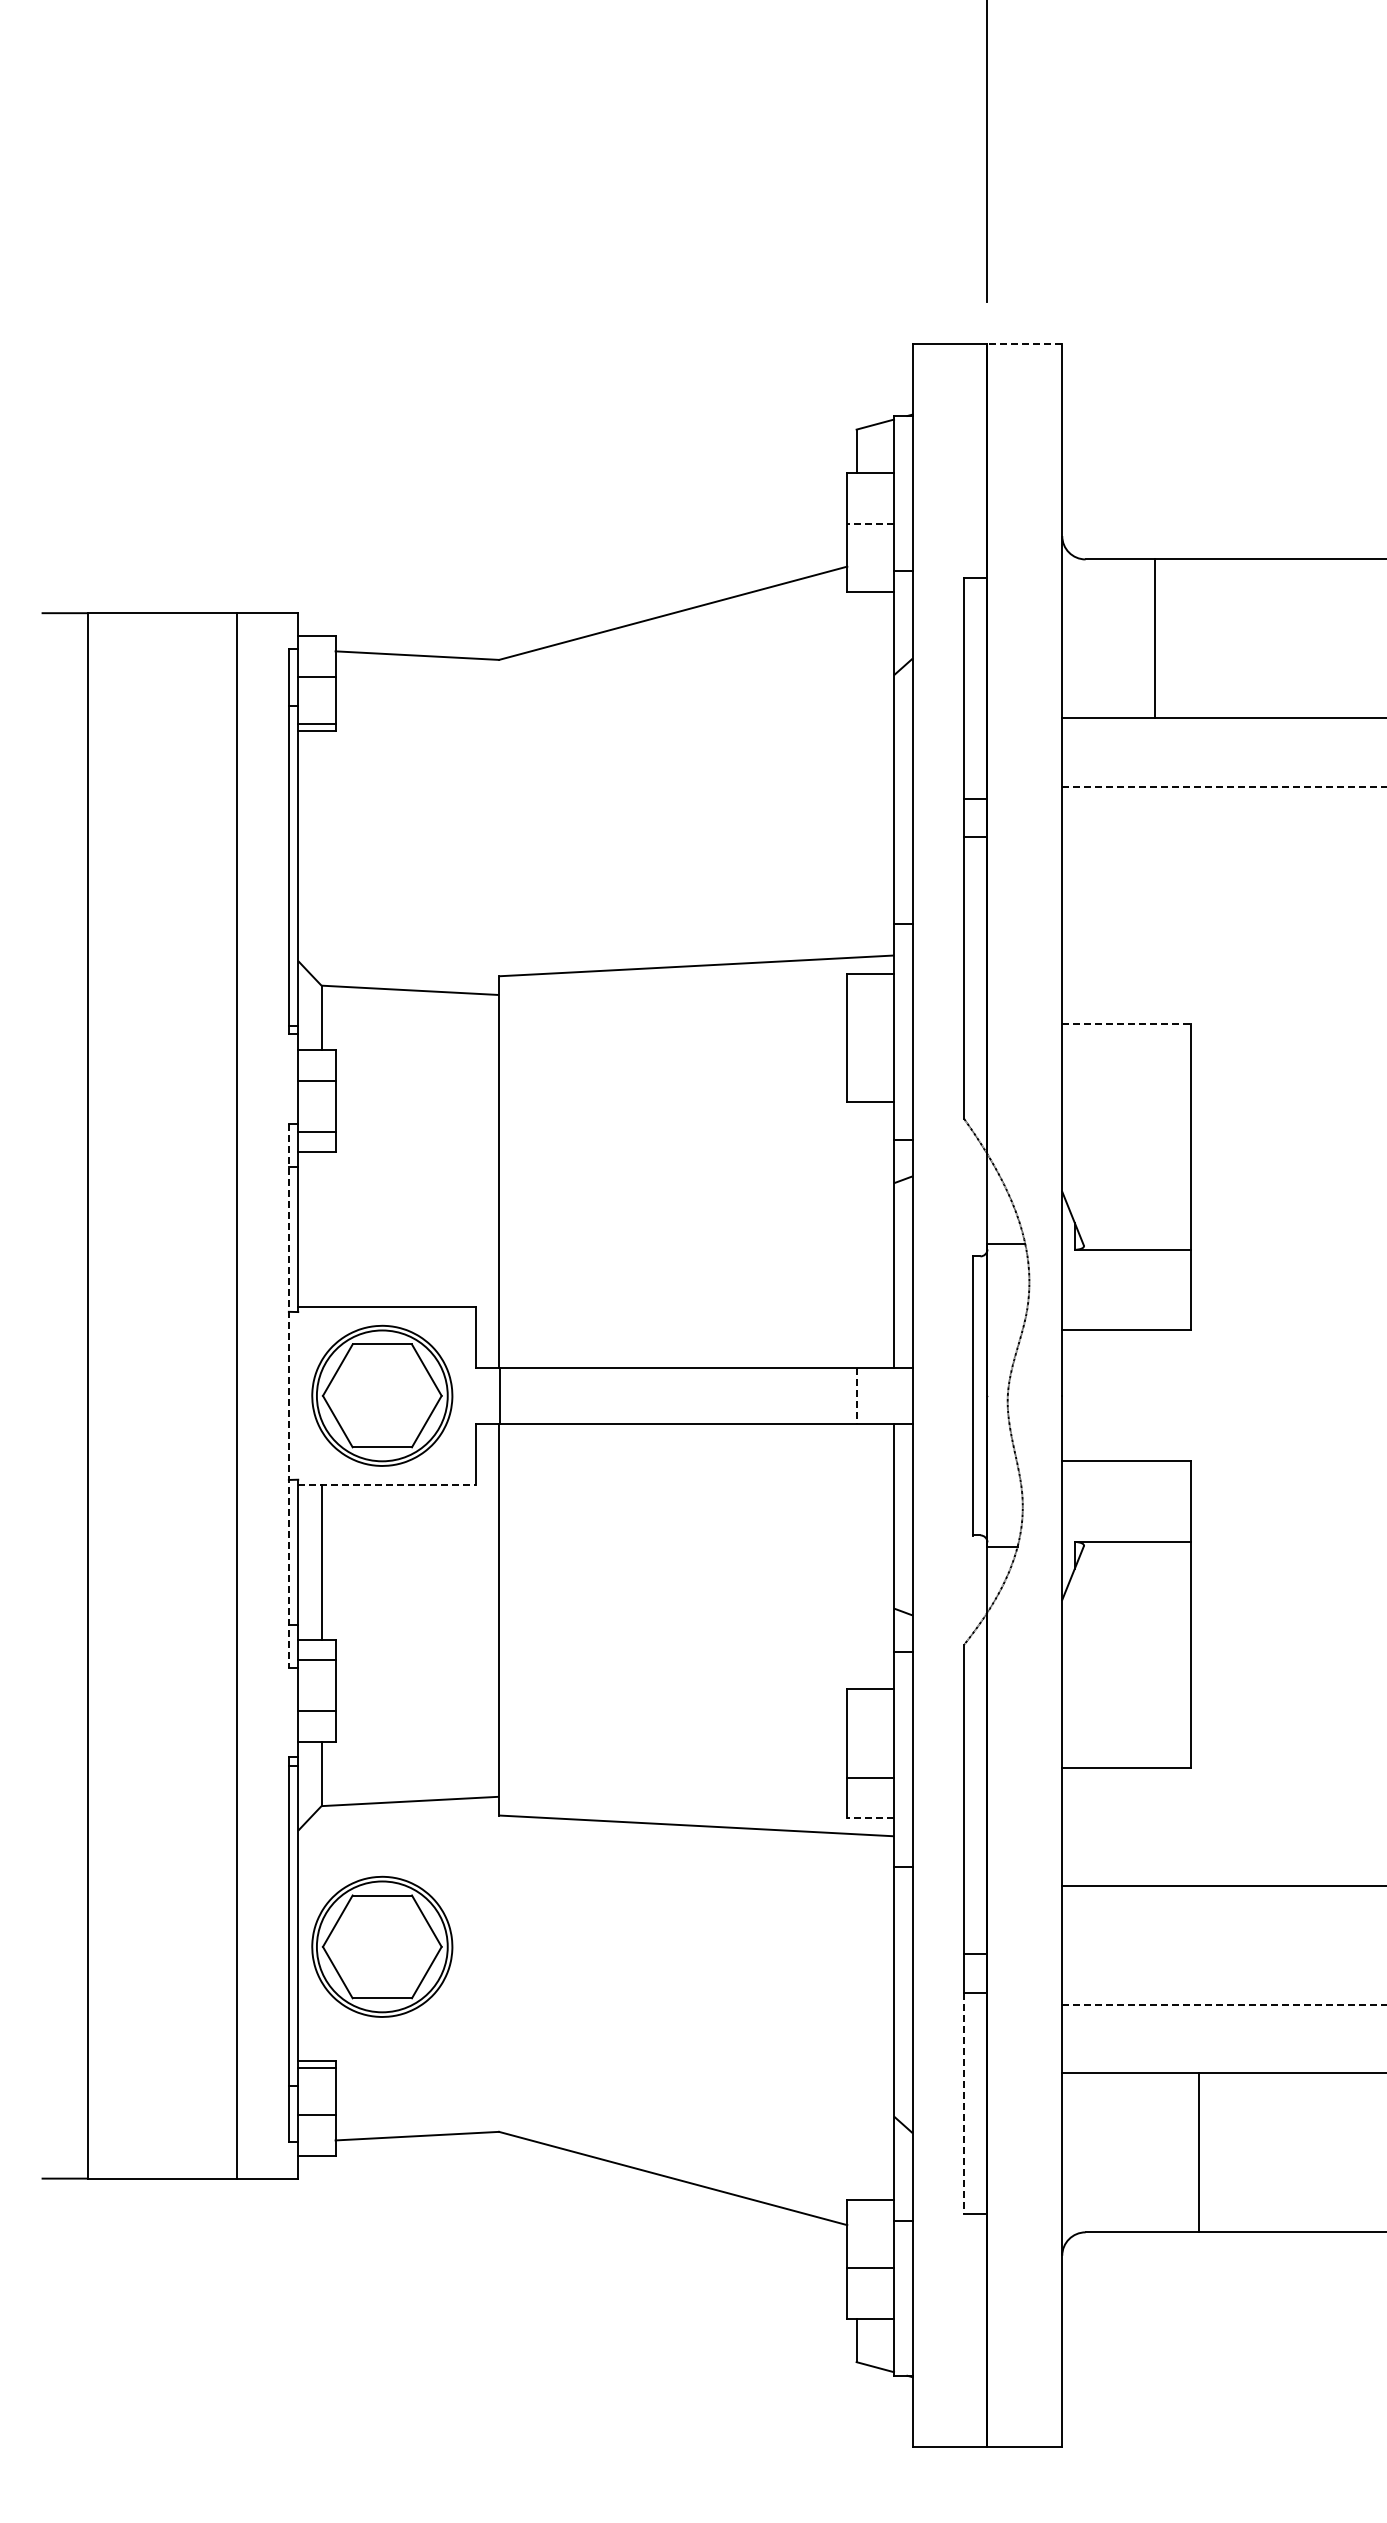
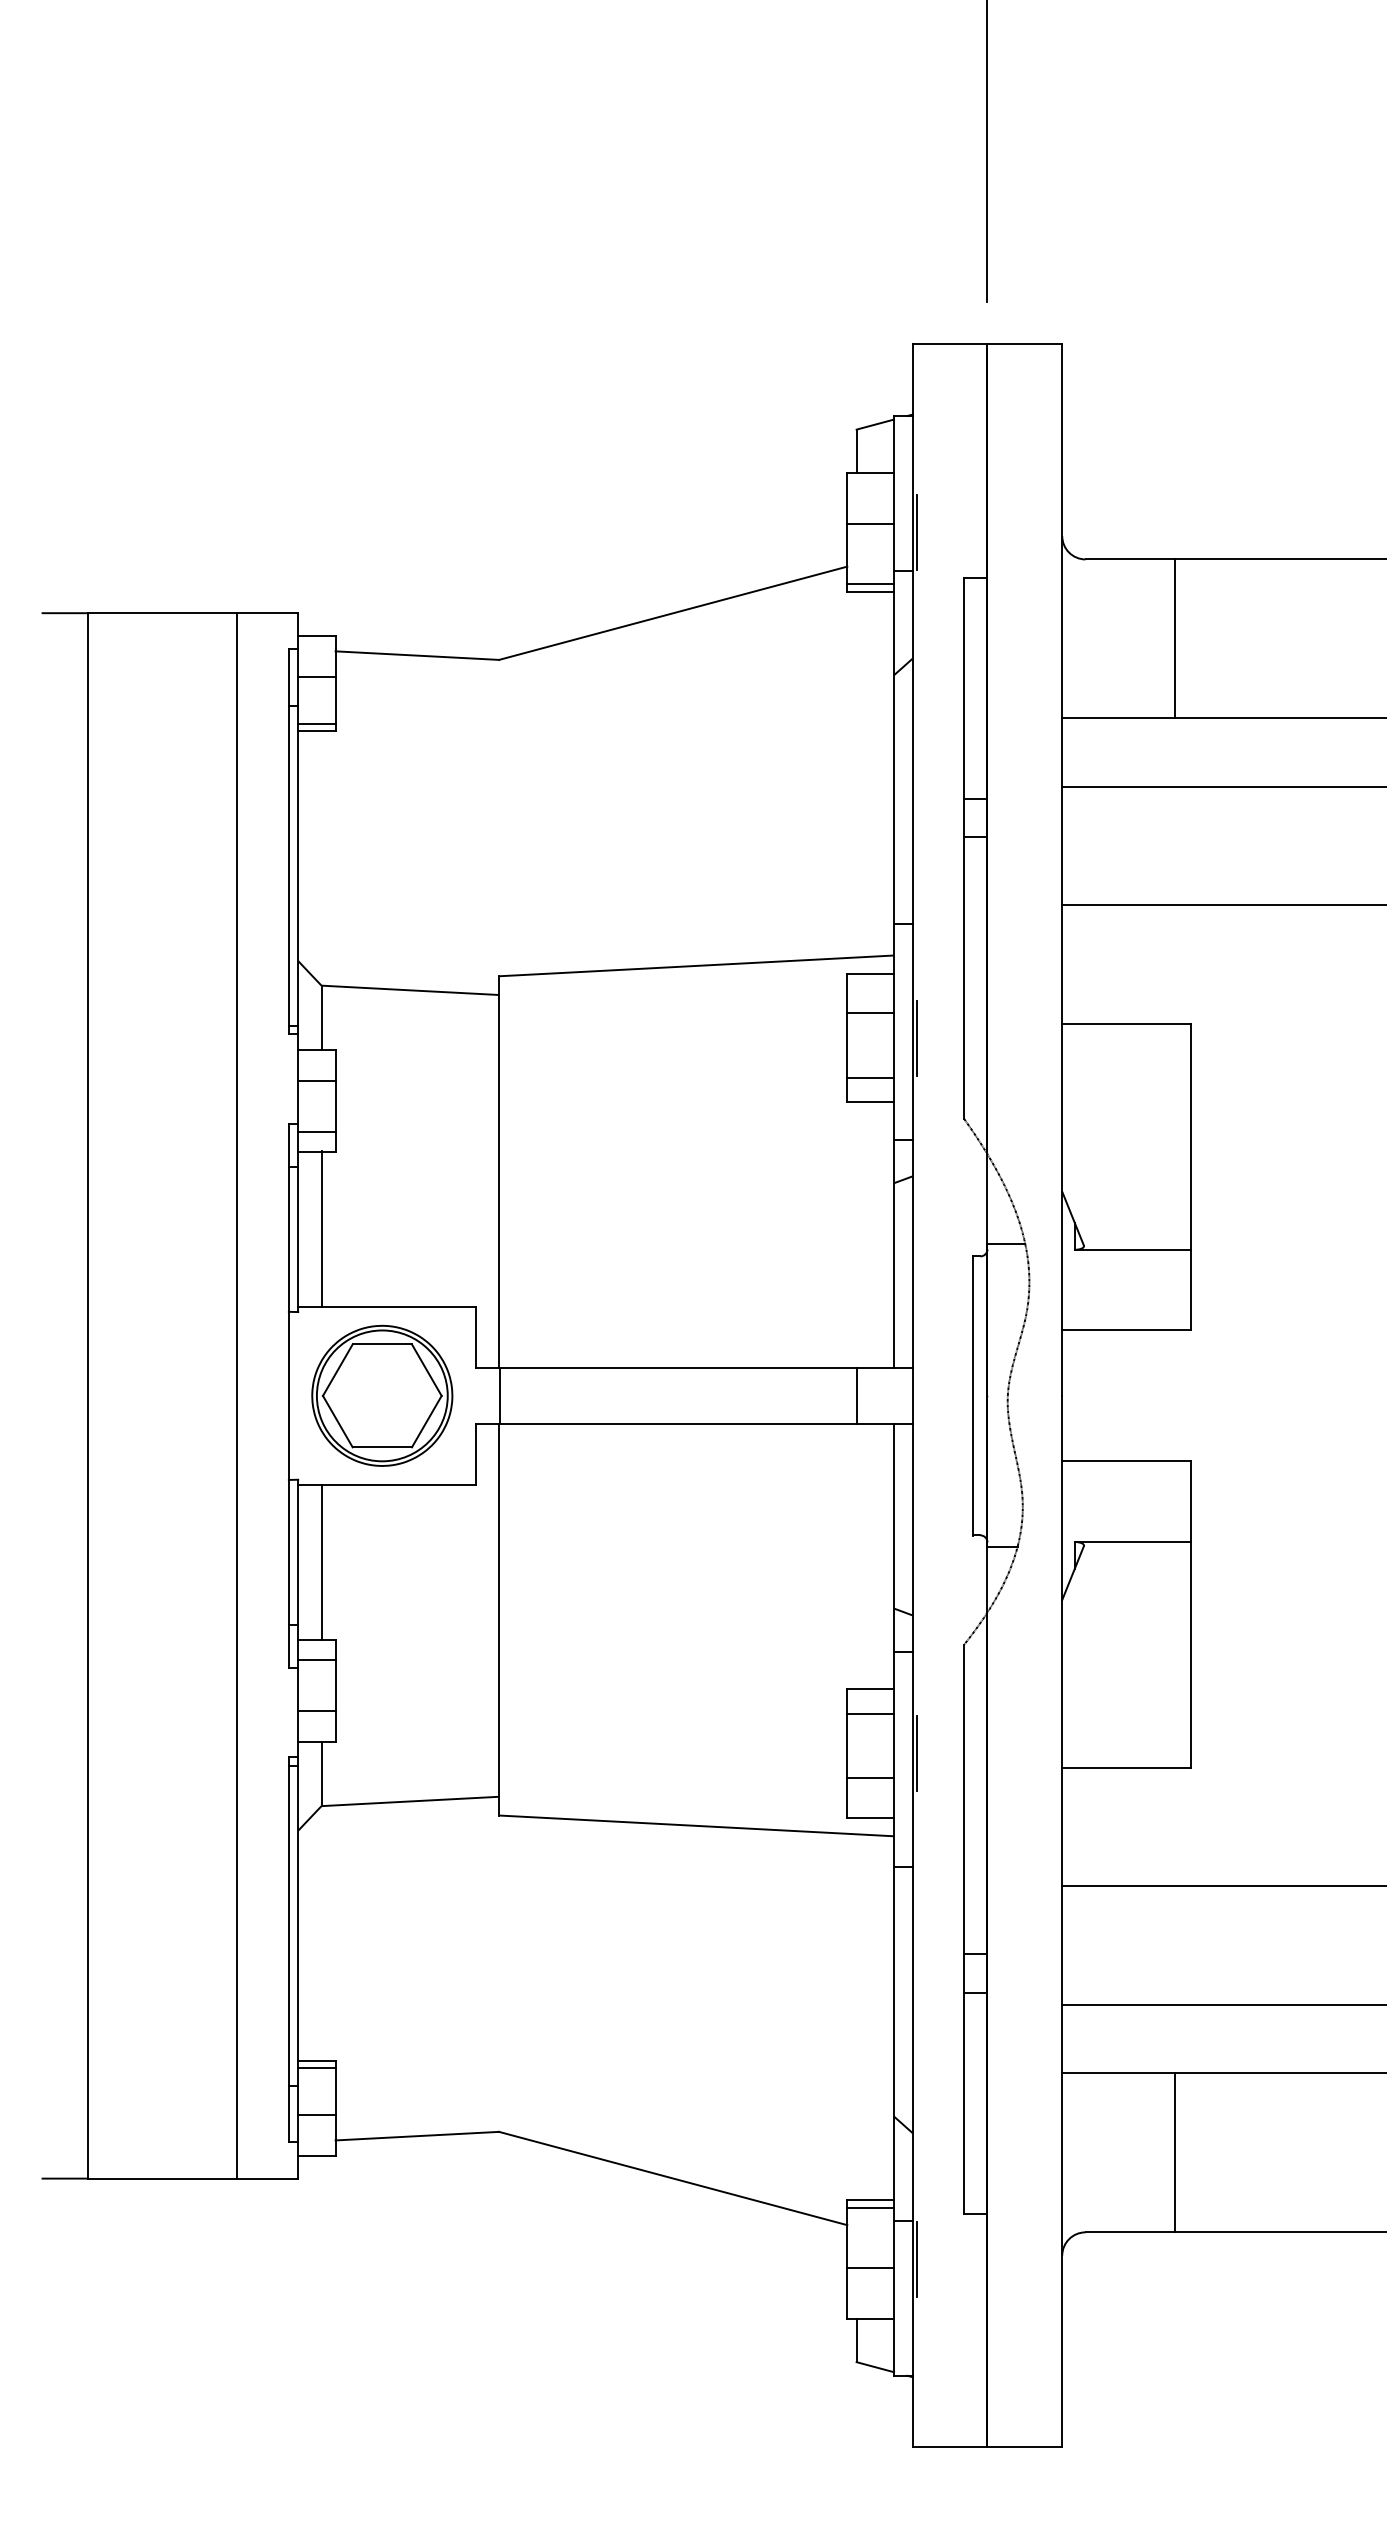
line: dashed -> solid (1024, 344)
line: dashed -> solid (870, 524)
line: none -> present (917, 532)
line: none -> present (870, 583)
line position: (1154, 638) -> (1174, 638) (1174, 638)
line: dashed -> solid (1224, 786)
line: none -> present (1222, 905)
line: none -> present (870, 1013)
line: dashed -> solid (1126, 1024)
line: none -> present (917, 1037)
line: none -> present (870, 1077)
line: none -> present (321, 1229)
line: dashed -> solid (288, 1396)
line: dashed -> solid (856, 1396)
line: dashed -> solid (387, 1484)
line: none -> present (870, 1714)
line: none -> present (917, 1753)
line: dashed -> solid (870, 1817)
part: present -> none (382, 1946)
line: dashed -> solid (1224, 2005)
line: dashed -> solid (964, 2103)
line position: (1198, 2152) -> (1174, 2152) (1174, 2152)
line: none -> present (870, 2207)
line: none -> present (917, 2258)
